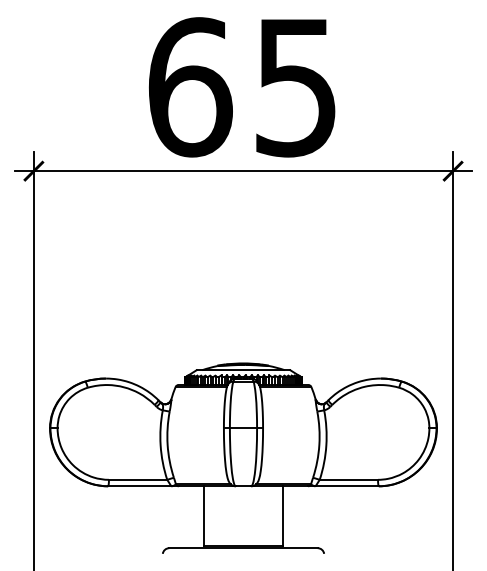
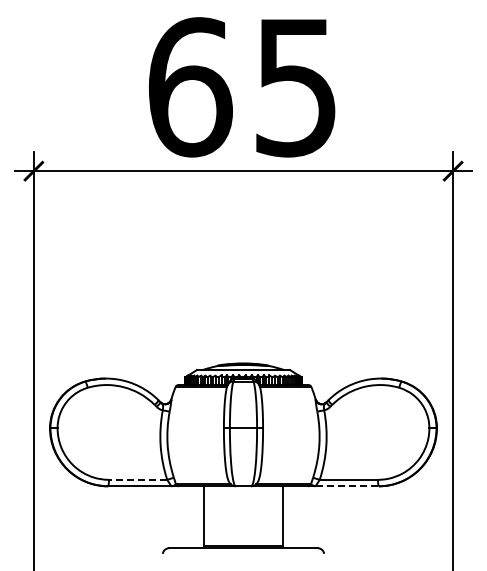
line: solid -> dashed (137, 479)
line: solid -> dashed (347, 486)
